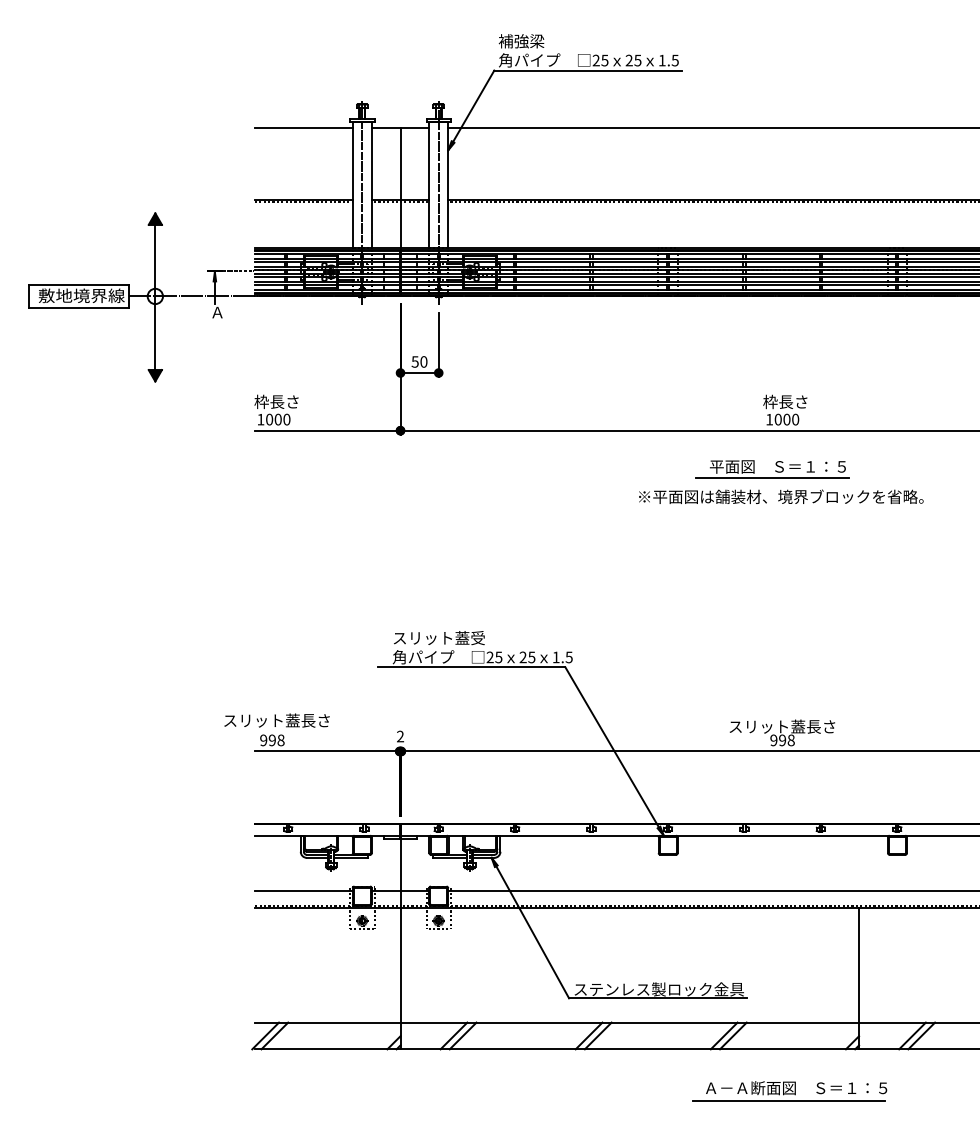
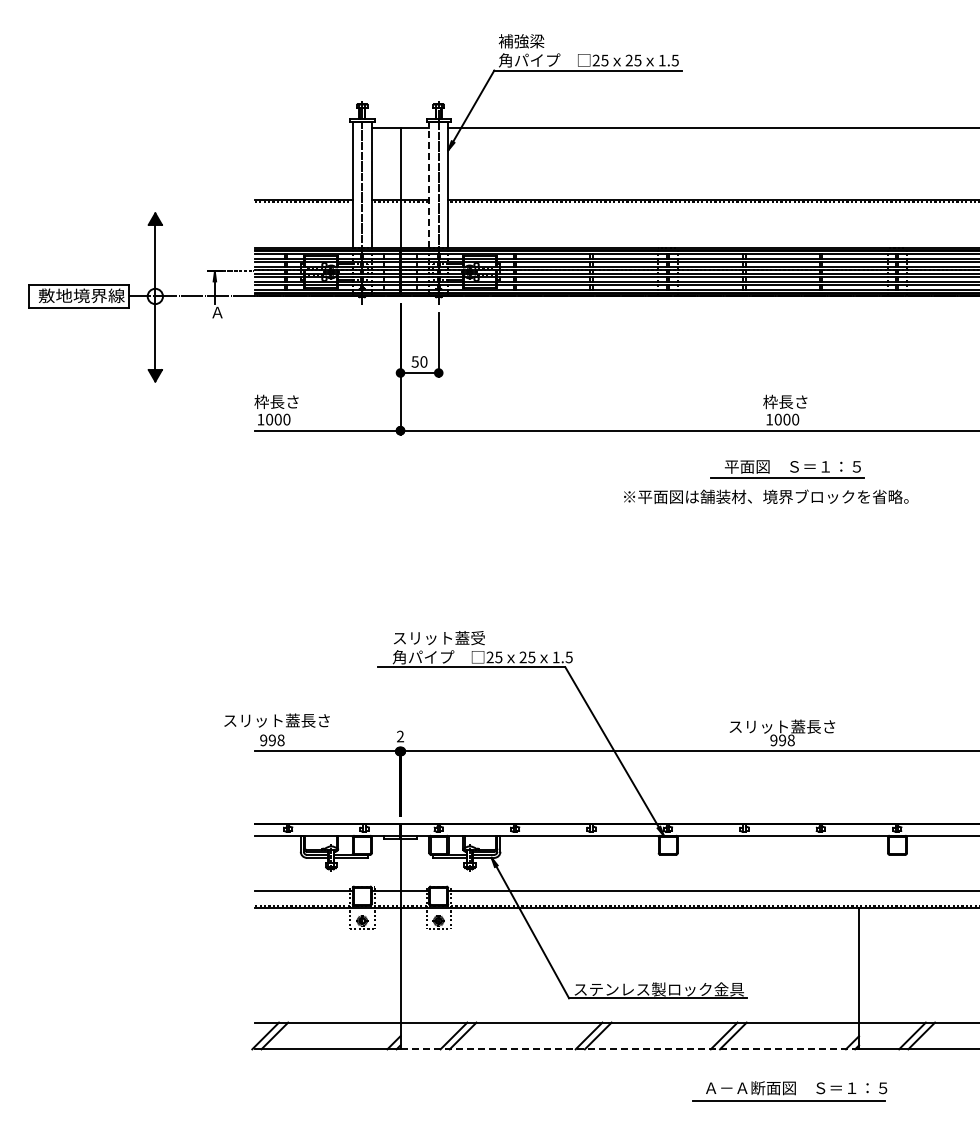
line: present -> none (303, 127)
line: solid -> dashed (429, 184)
part position: (772, 469) -> (787, 469) (787, 469)
text position: (781, 496) -> (766, 496) (766, 496)
line: solid -> dashed (630, 1049)
